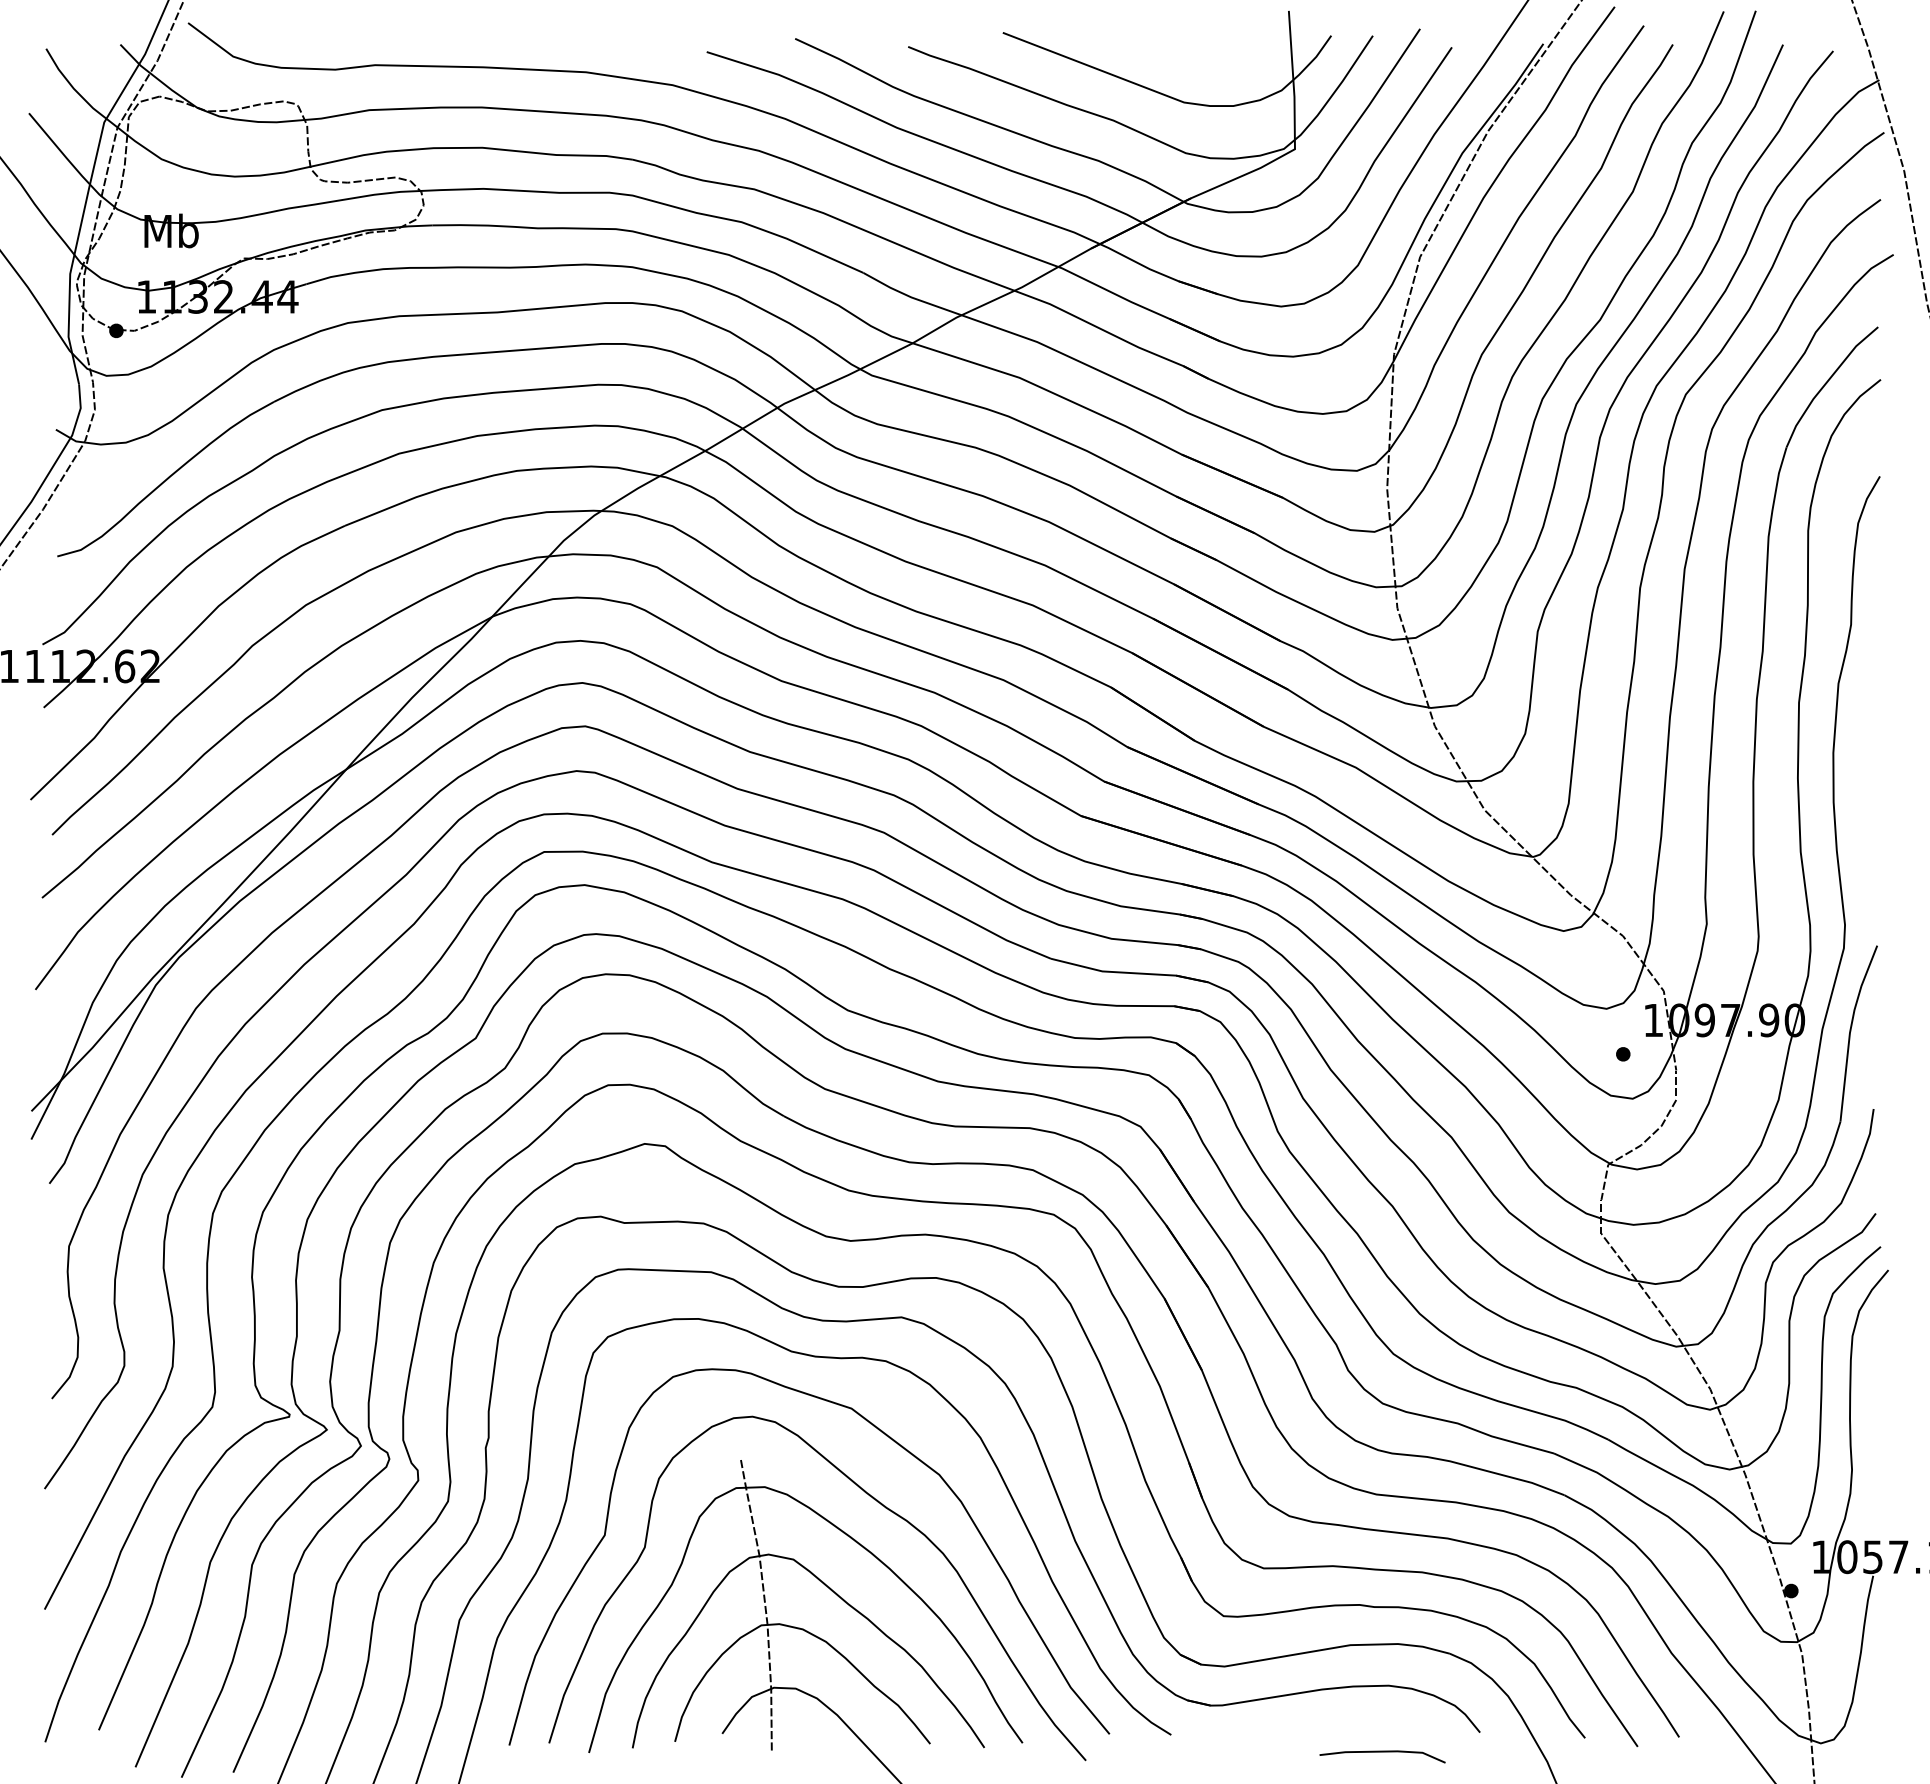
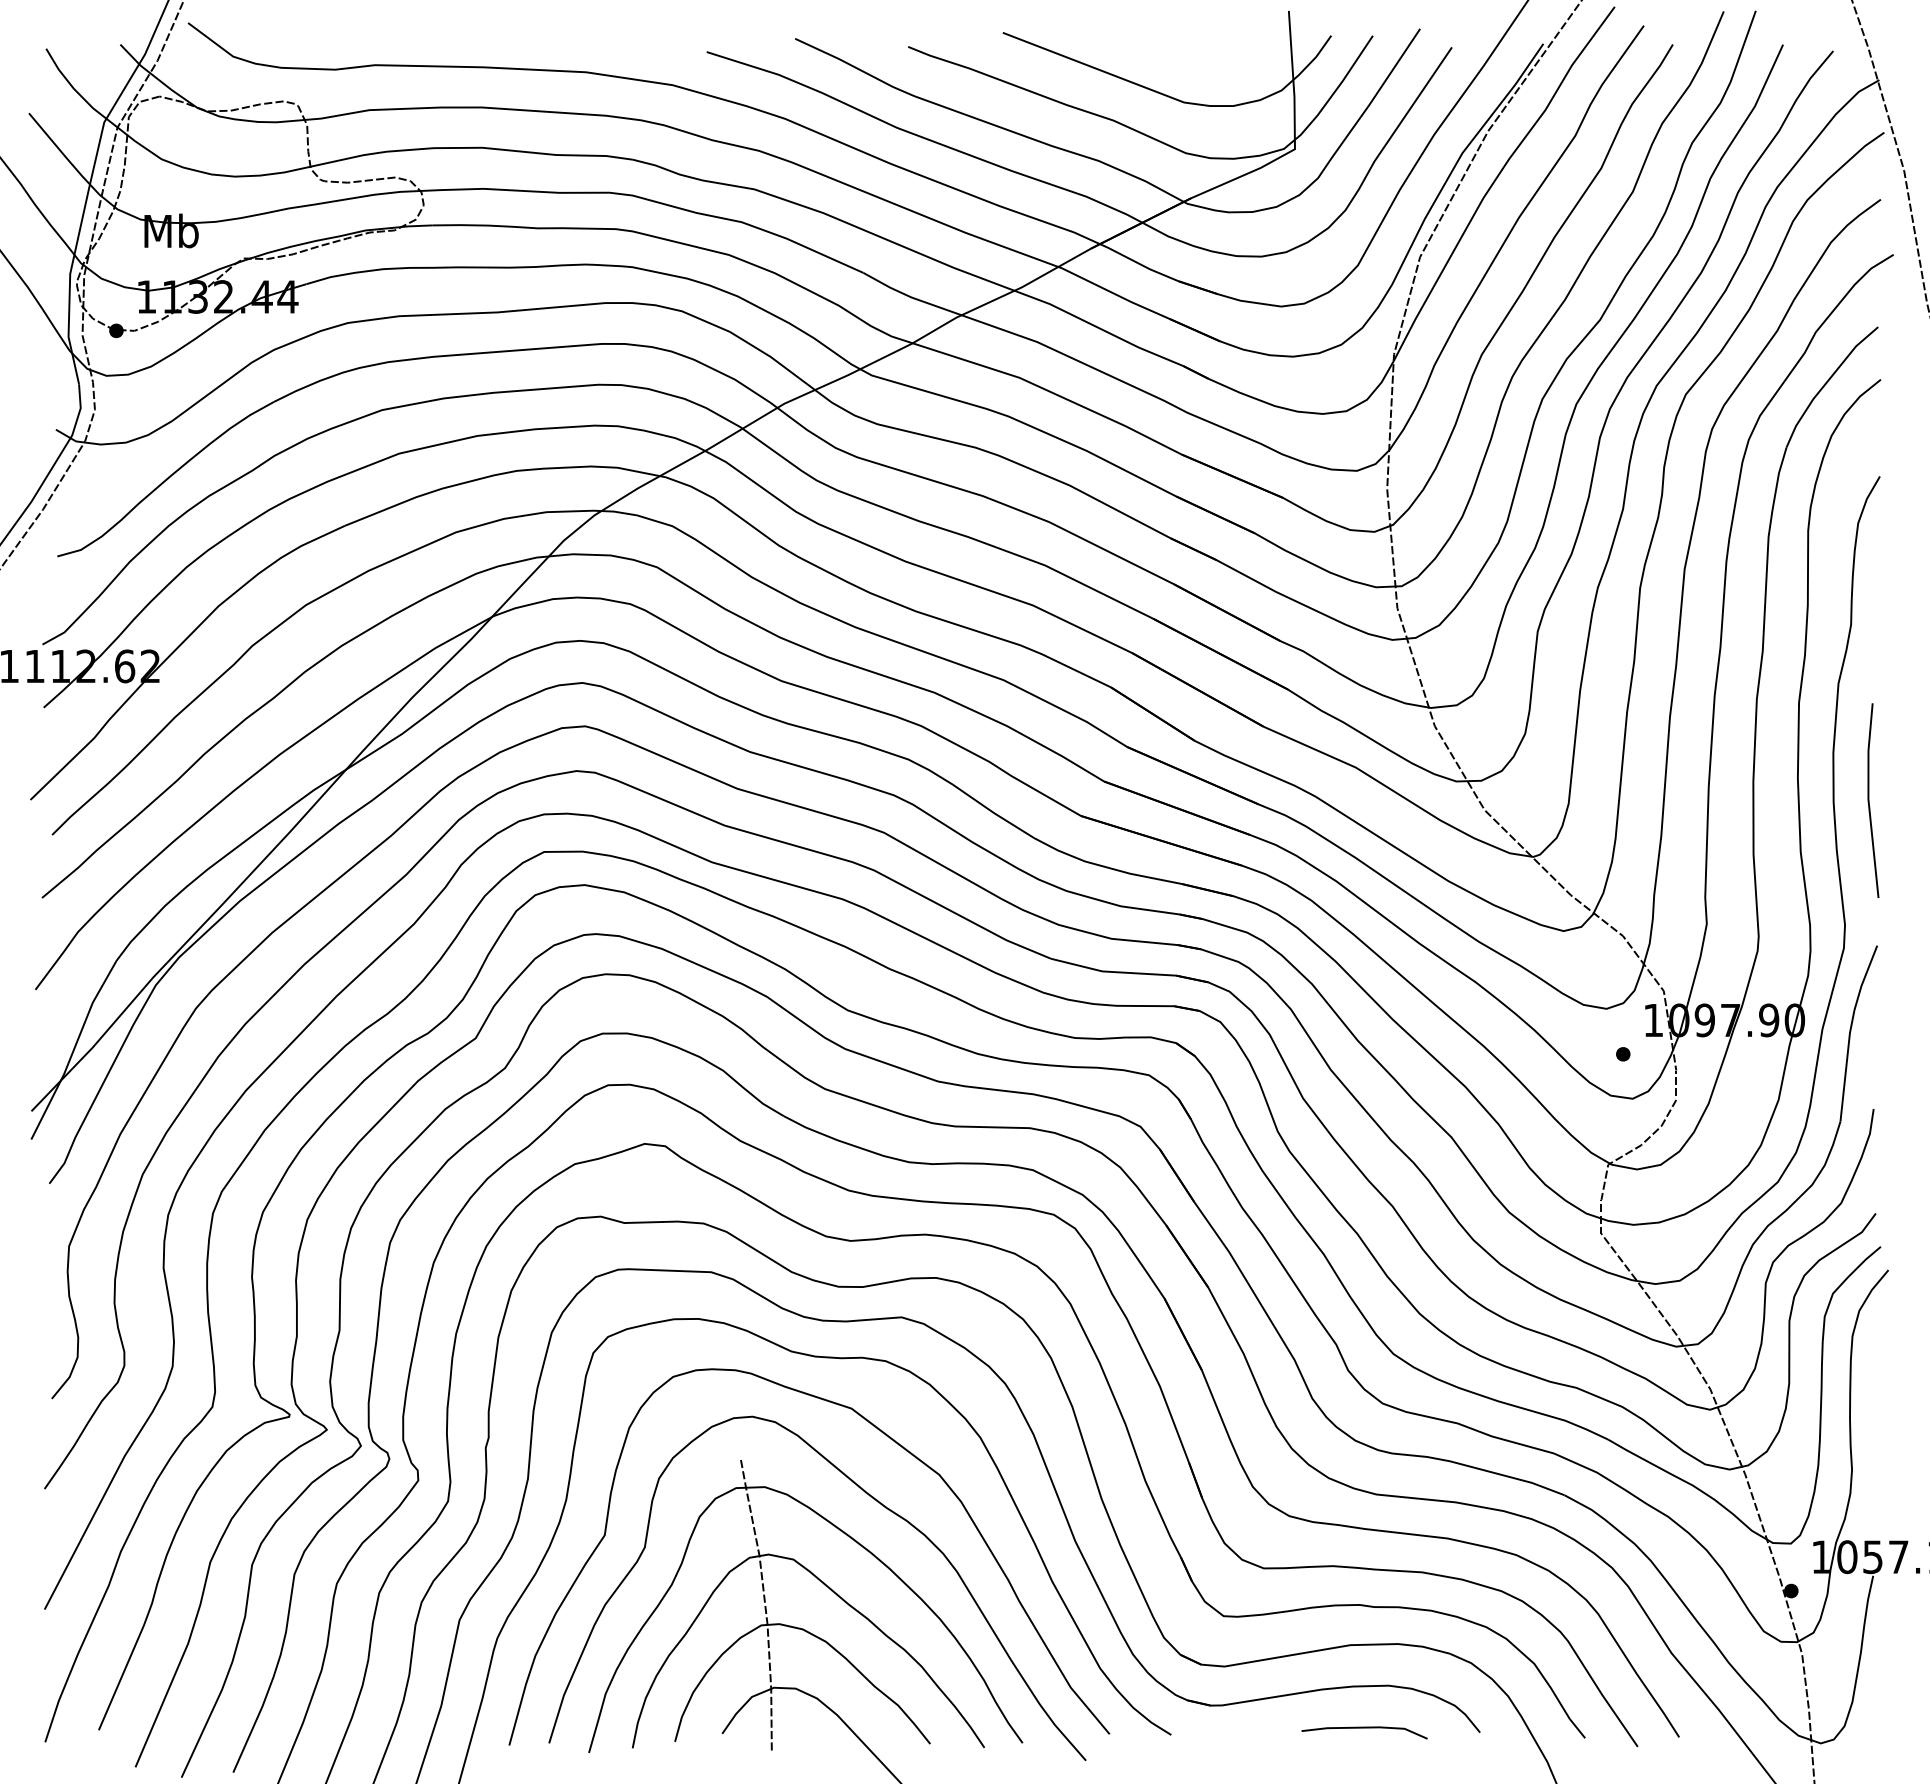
line: none -> present (1869, 800)
line position: (1382, 1752) -> (1364, 1728) (1364, 1728)
